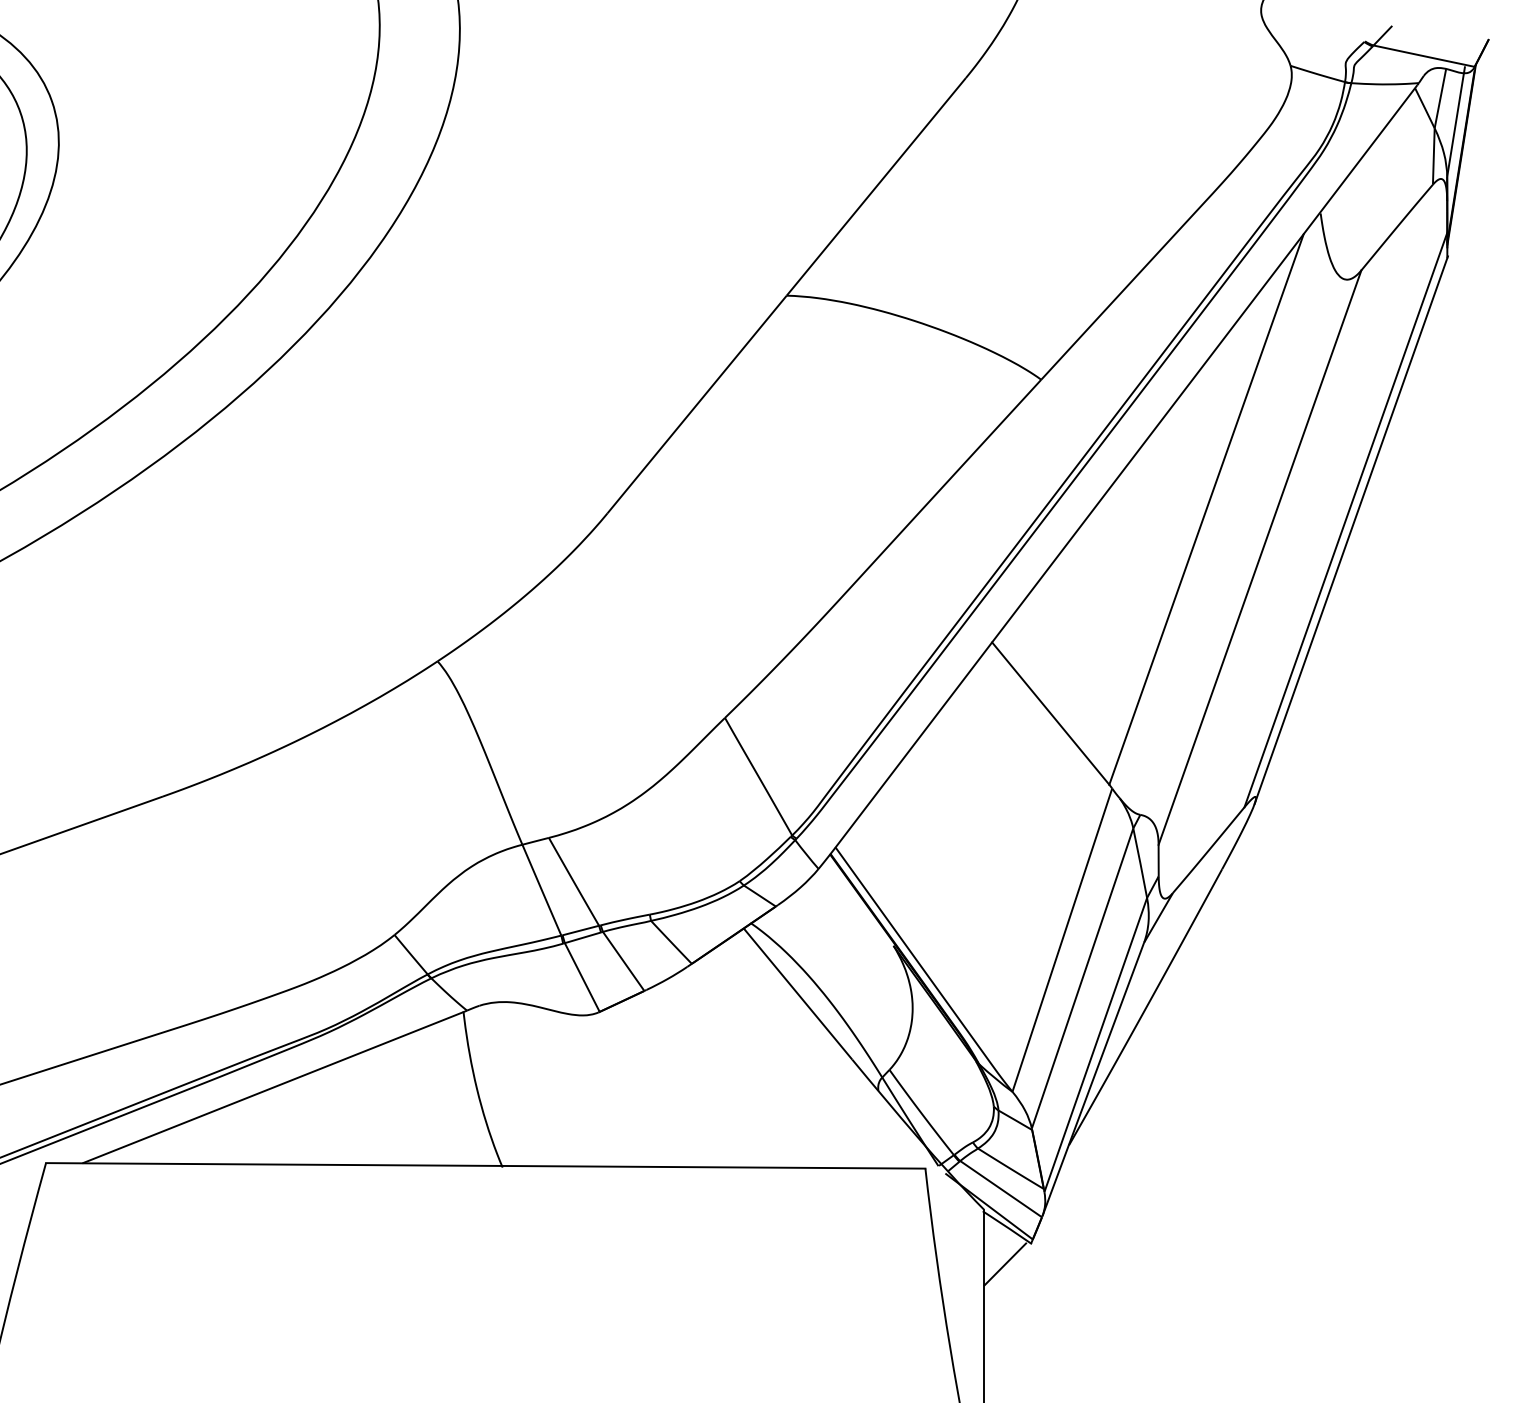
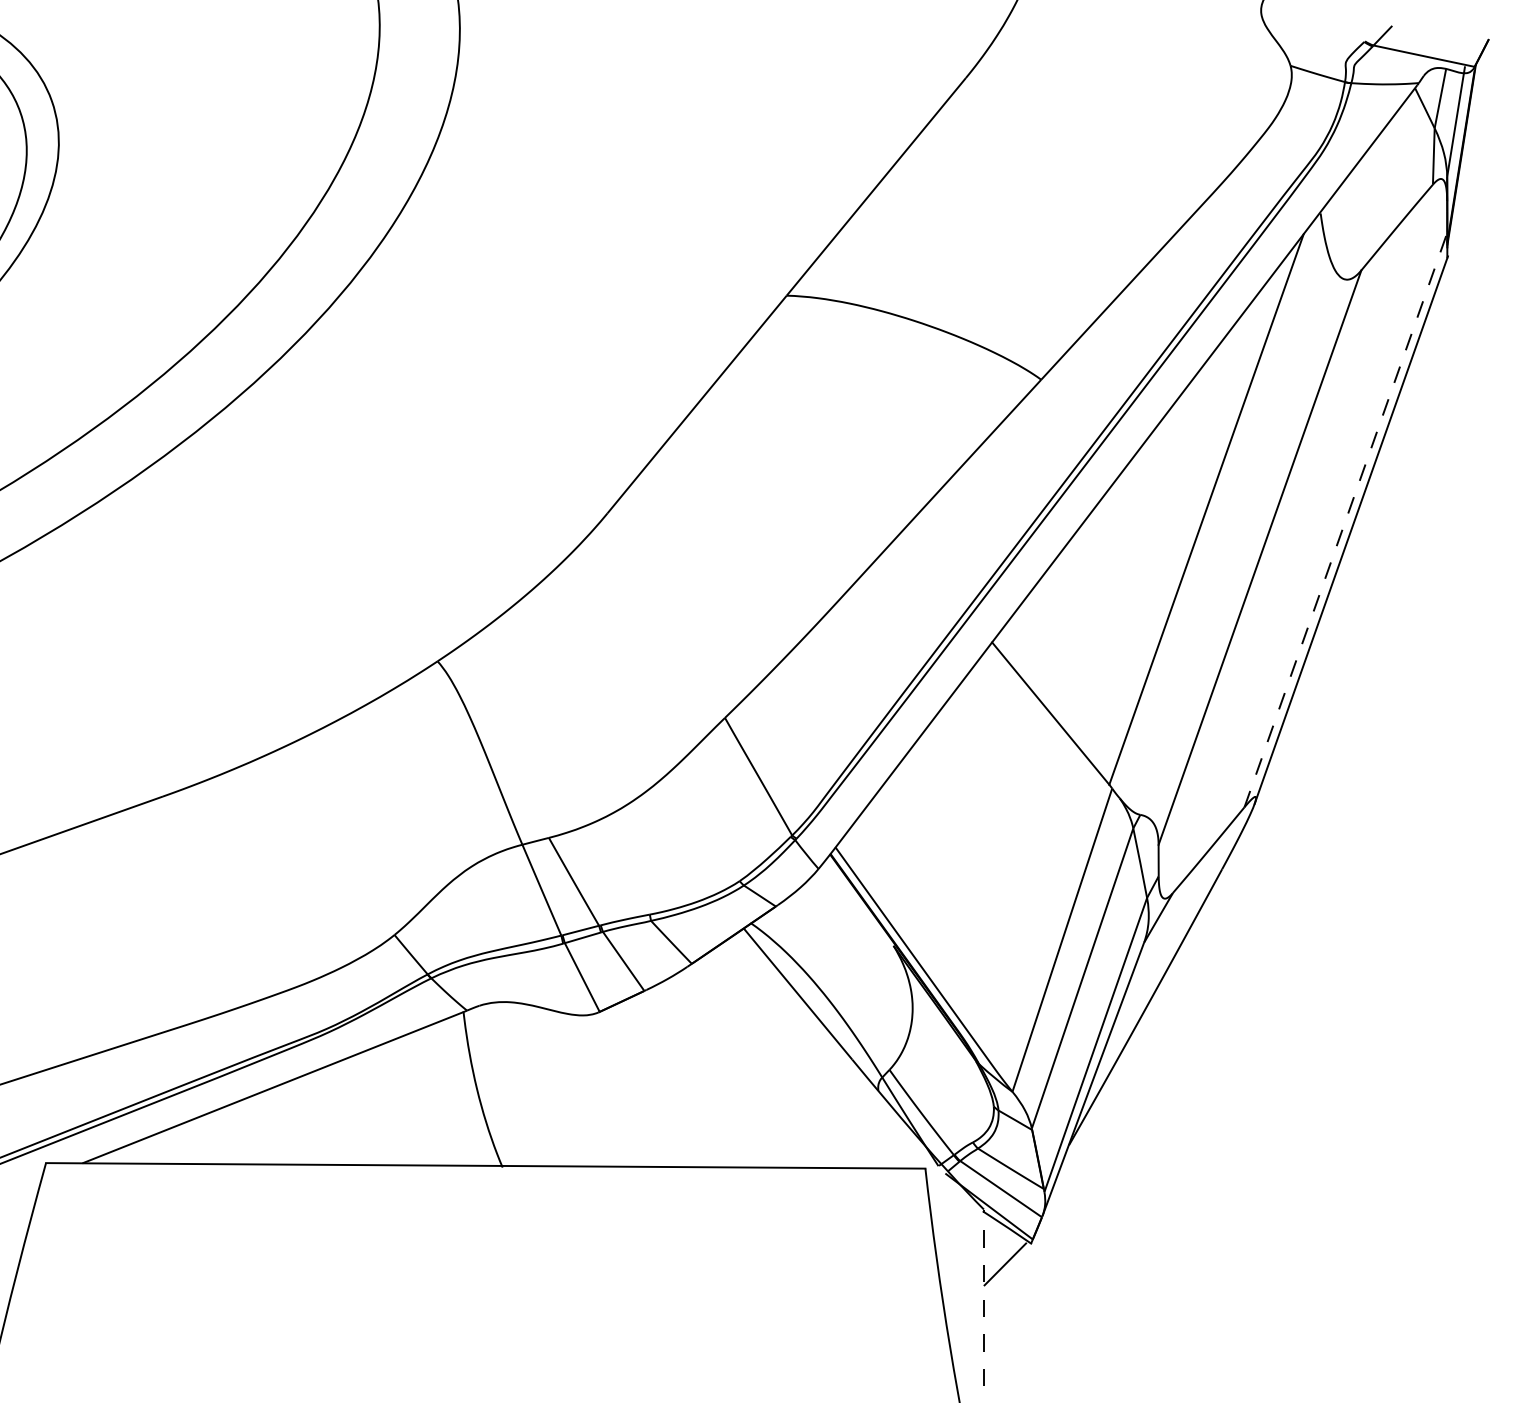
line: solid -> dashed (1345, 520)
line: solid -> dashed (983, 1305)
